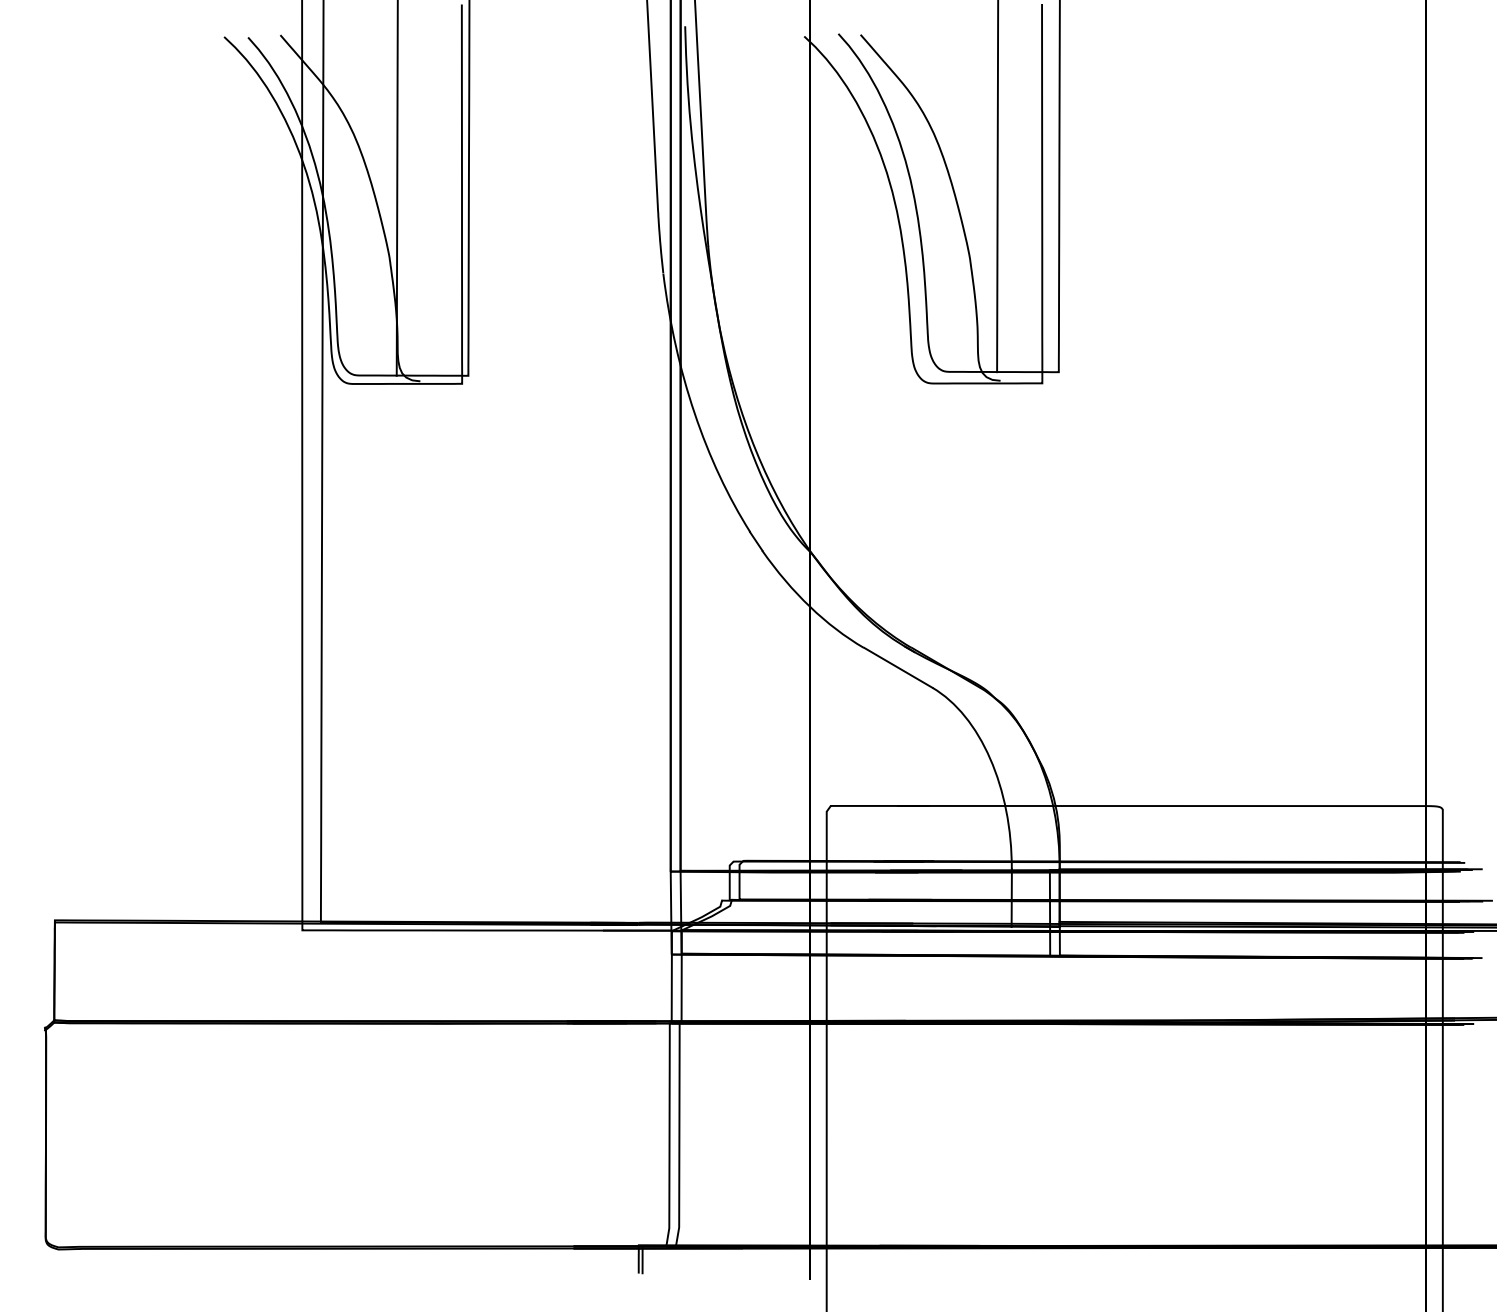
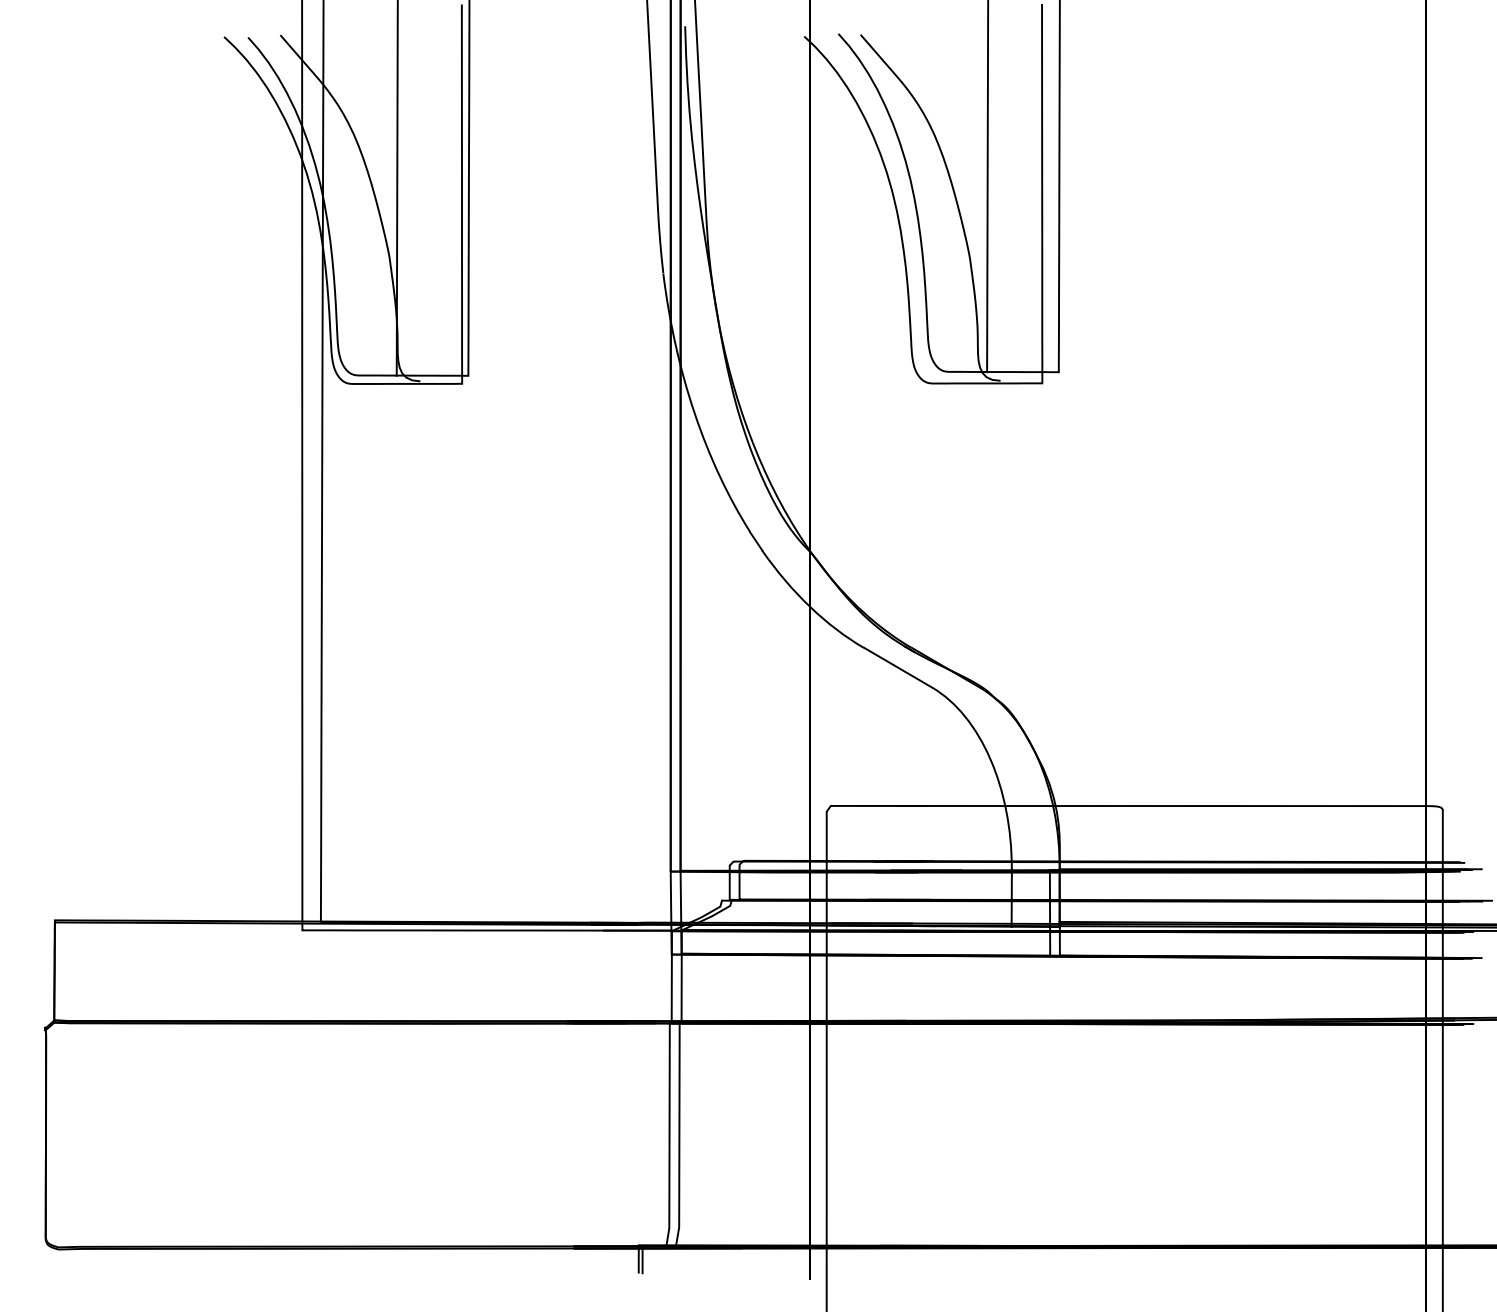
line position: (997, 187) -> (987, 187) (987, 187)
